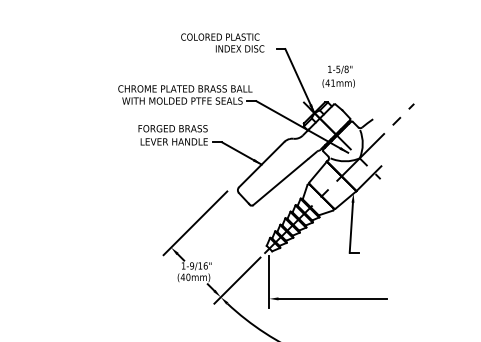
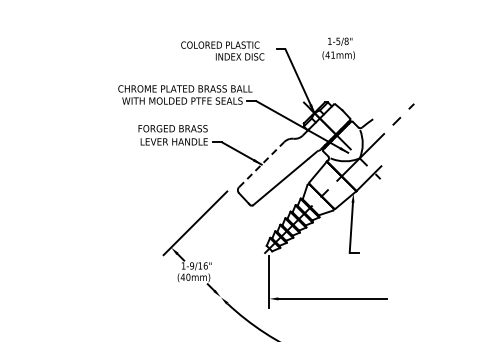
text position: (222, 42) -> (222, 50) (222, 50)
text position: (338, 76) -> (338, 48) (338, 48)
line: solid -> dashed (261, 164)
line: present -> none (237, 280)
